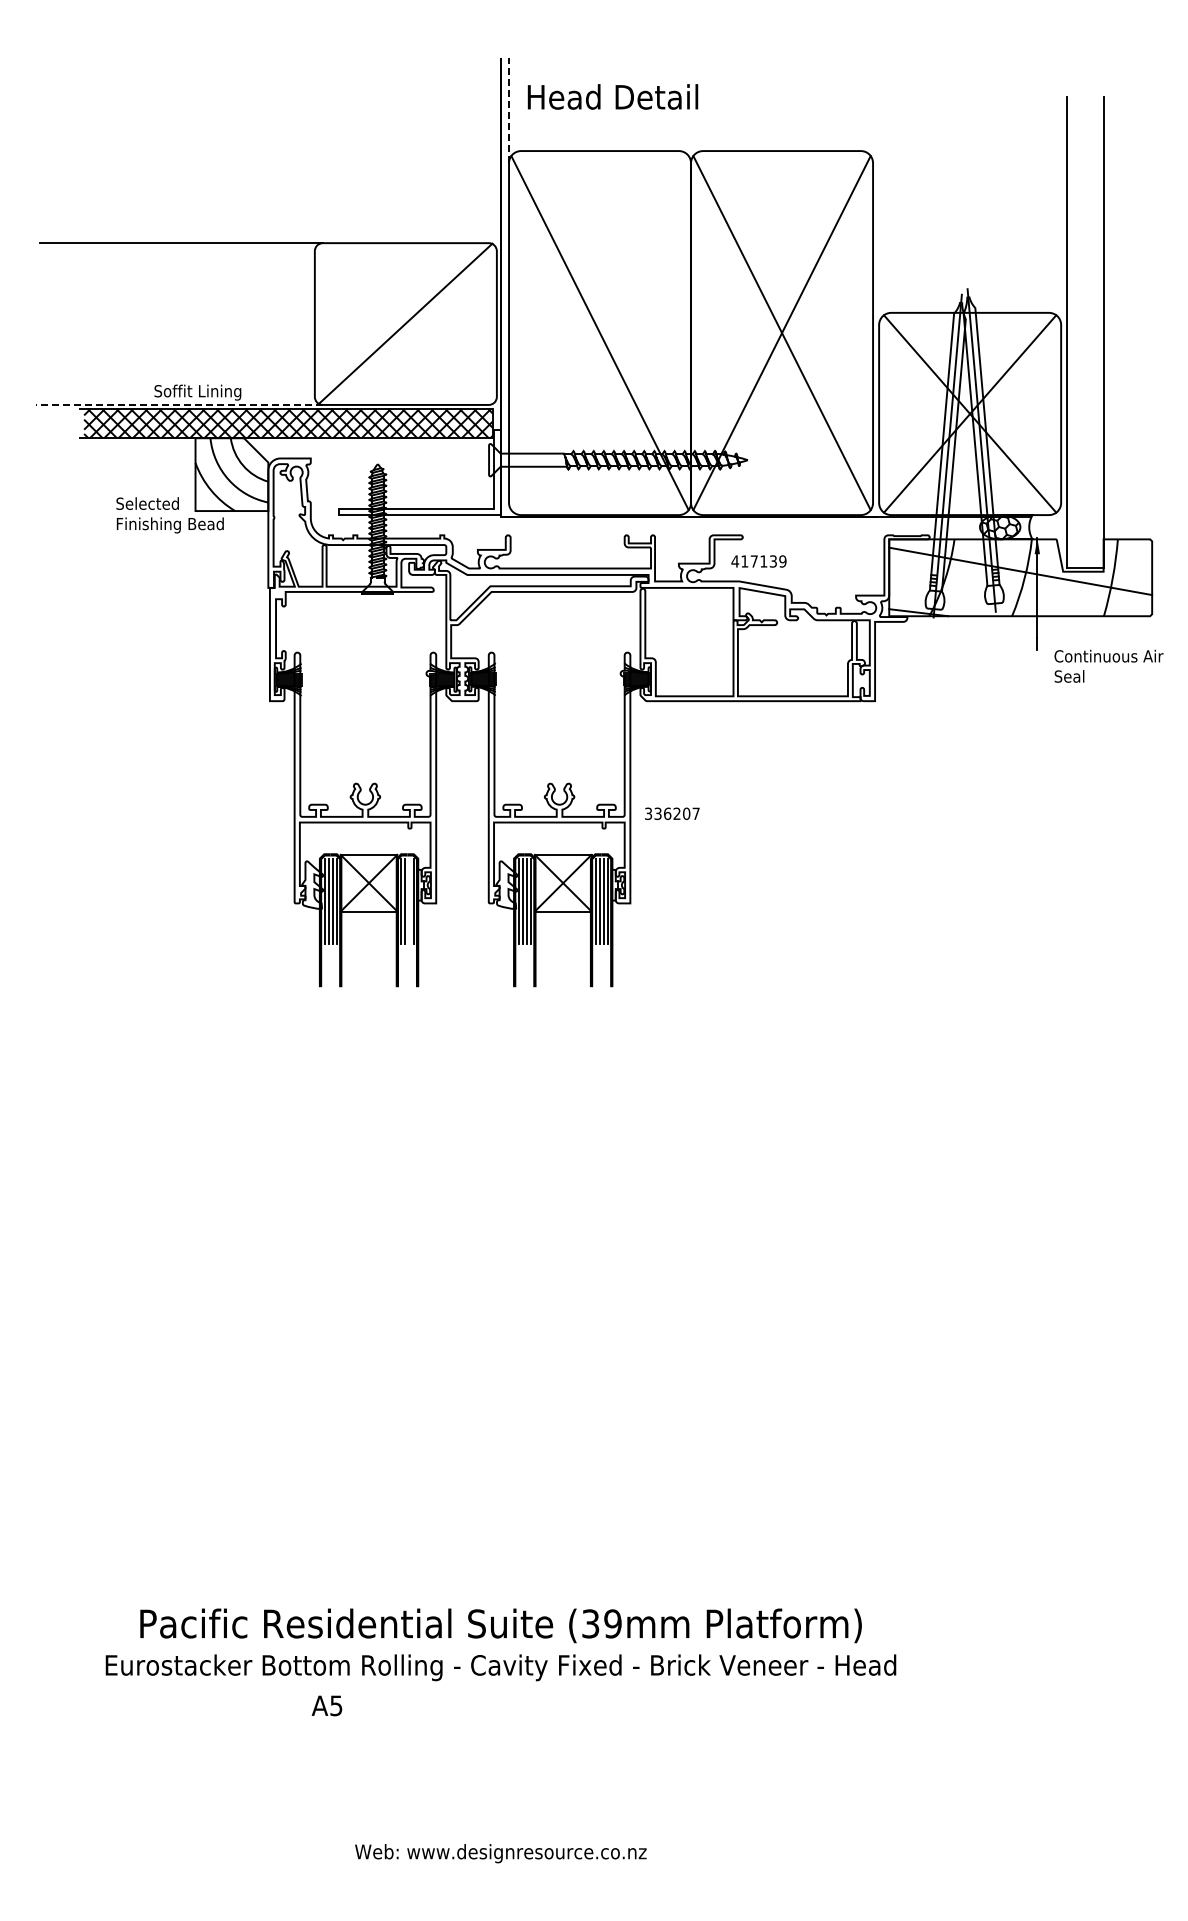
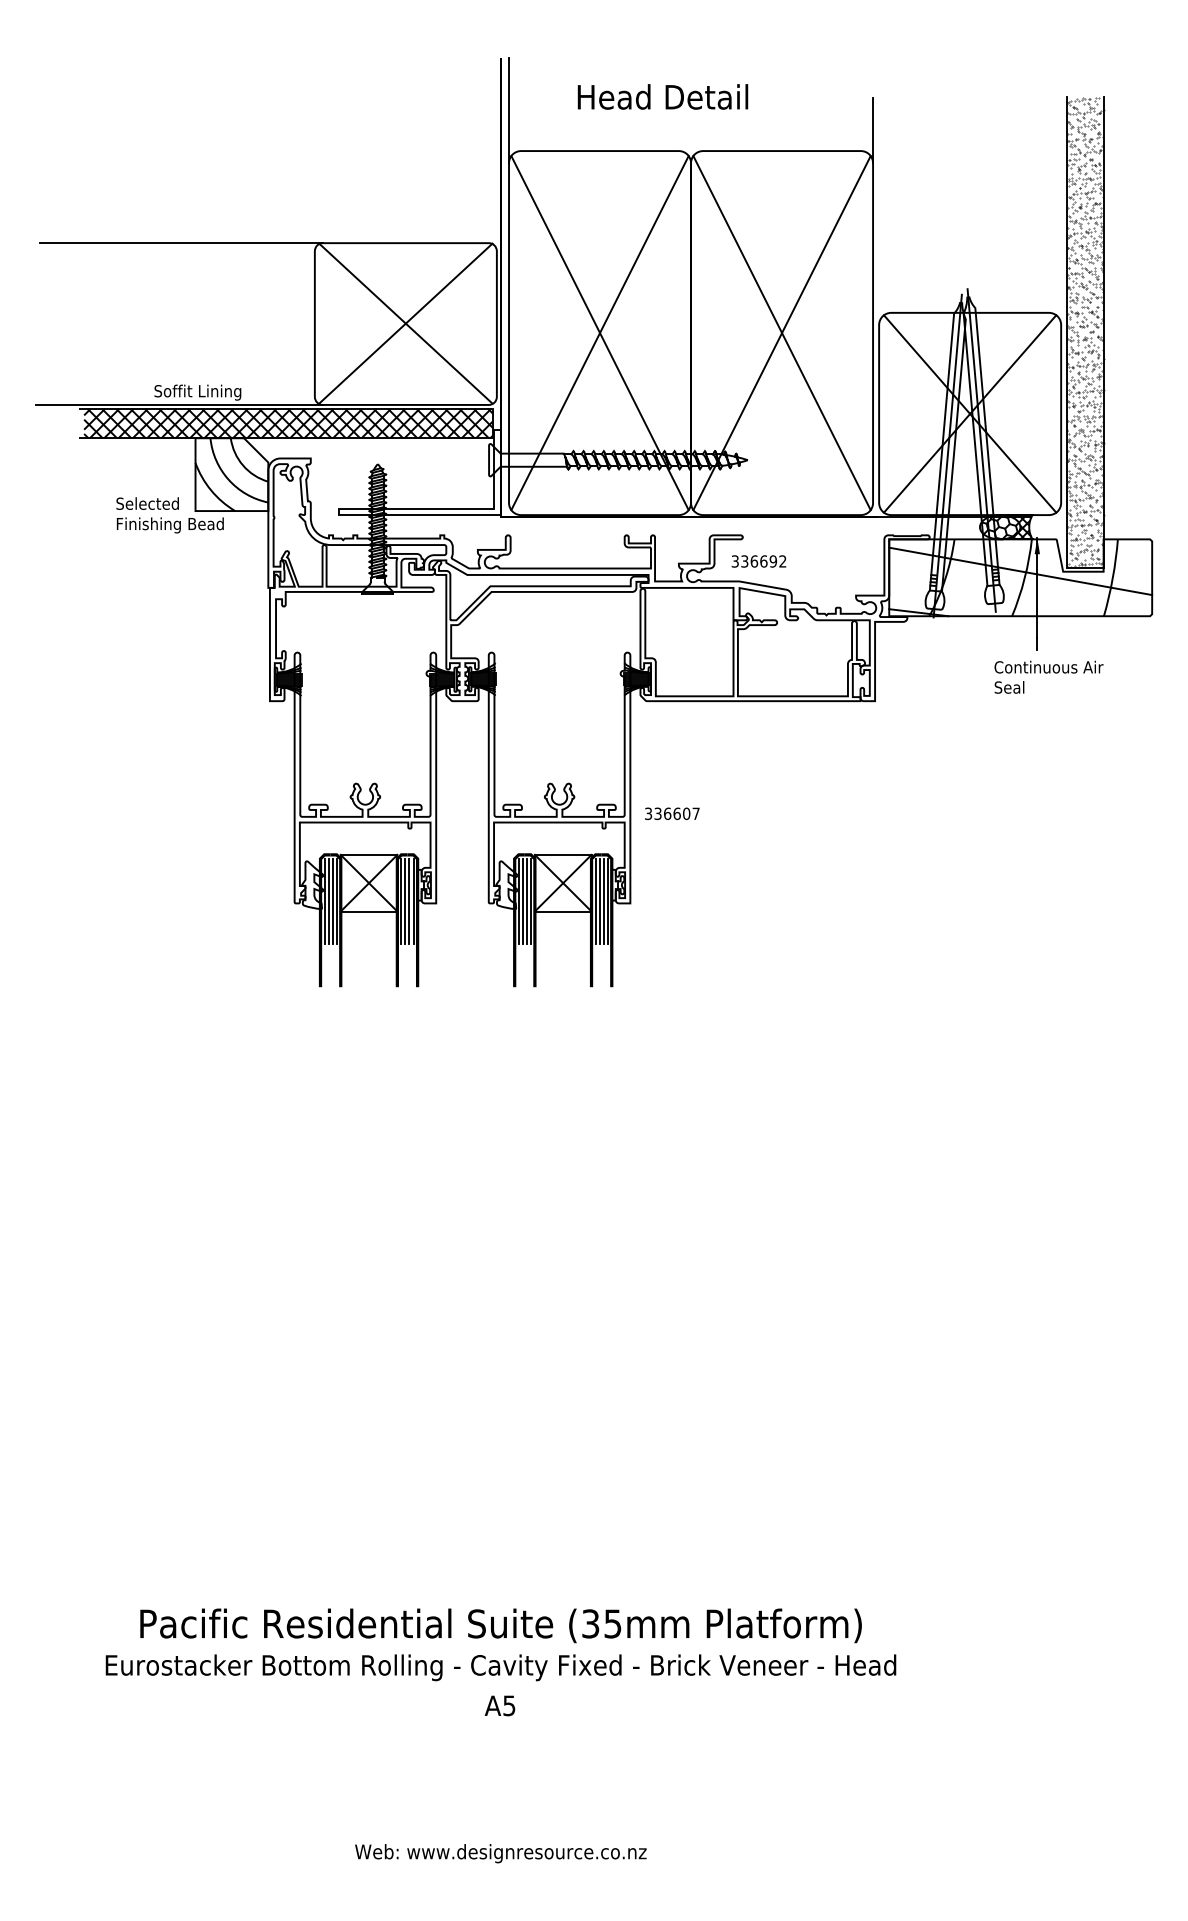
text position: (612, 96) -> (662, 96) (662, 96)
line: dashed -> solid (509, 110)
line: none -> present (873, 130)
line: none -> present (405, 323)
hatch: none -> present (1085, 332)
line: none -> present (599, 333)
line: dashed -> solid (179, 404)
hatch: none -> present (1016, 527)
text: 417139 -> 336692 (758, 561)
text position: (1108, 665) -> (1048, 676) (1048, 676)
text: 336207 -> 336607 (676, 813)
line: none -> present (409, 901)
text: (39mm -> (35mm (612, 1623)
text position: (326, 1705) -> (499, 1705) (499, 1705)
